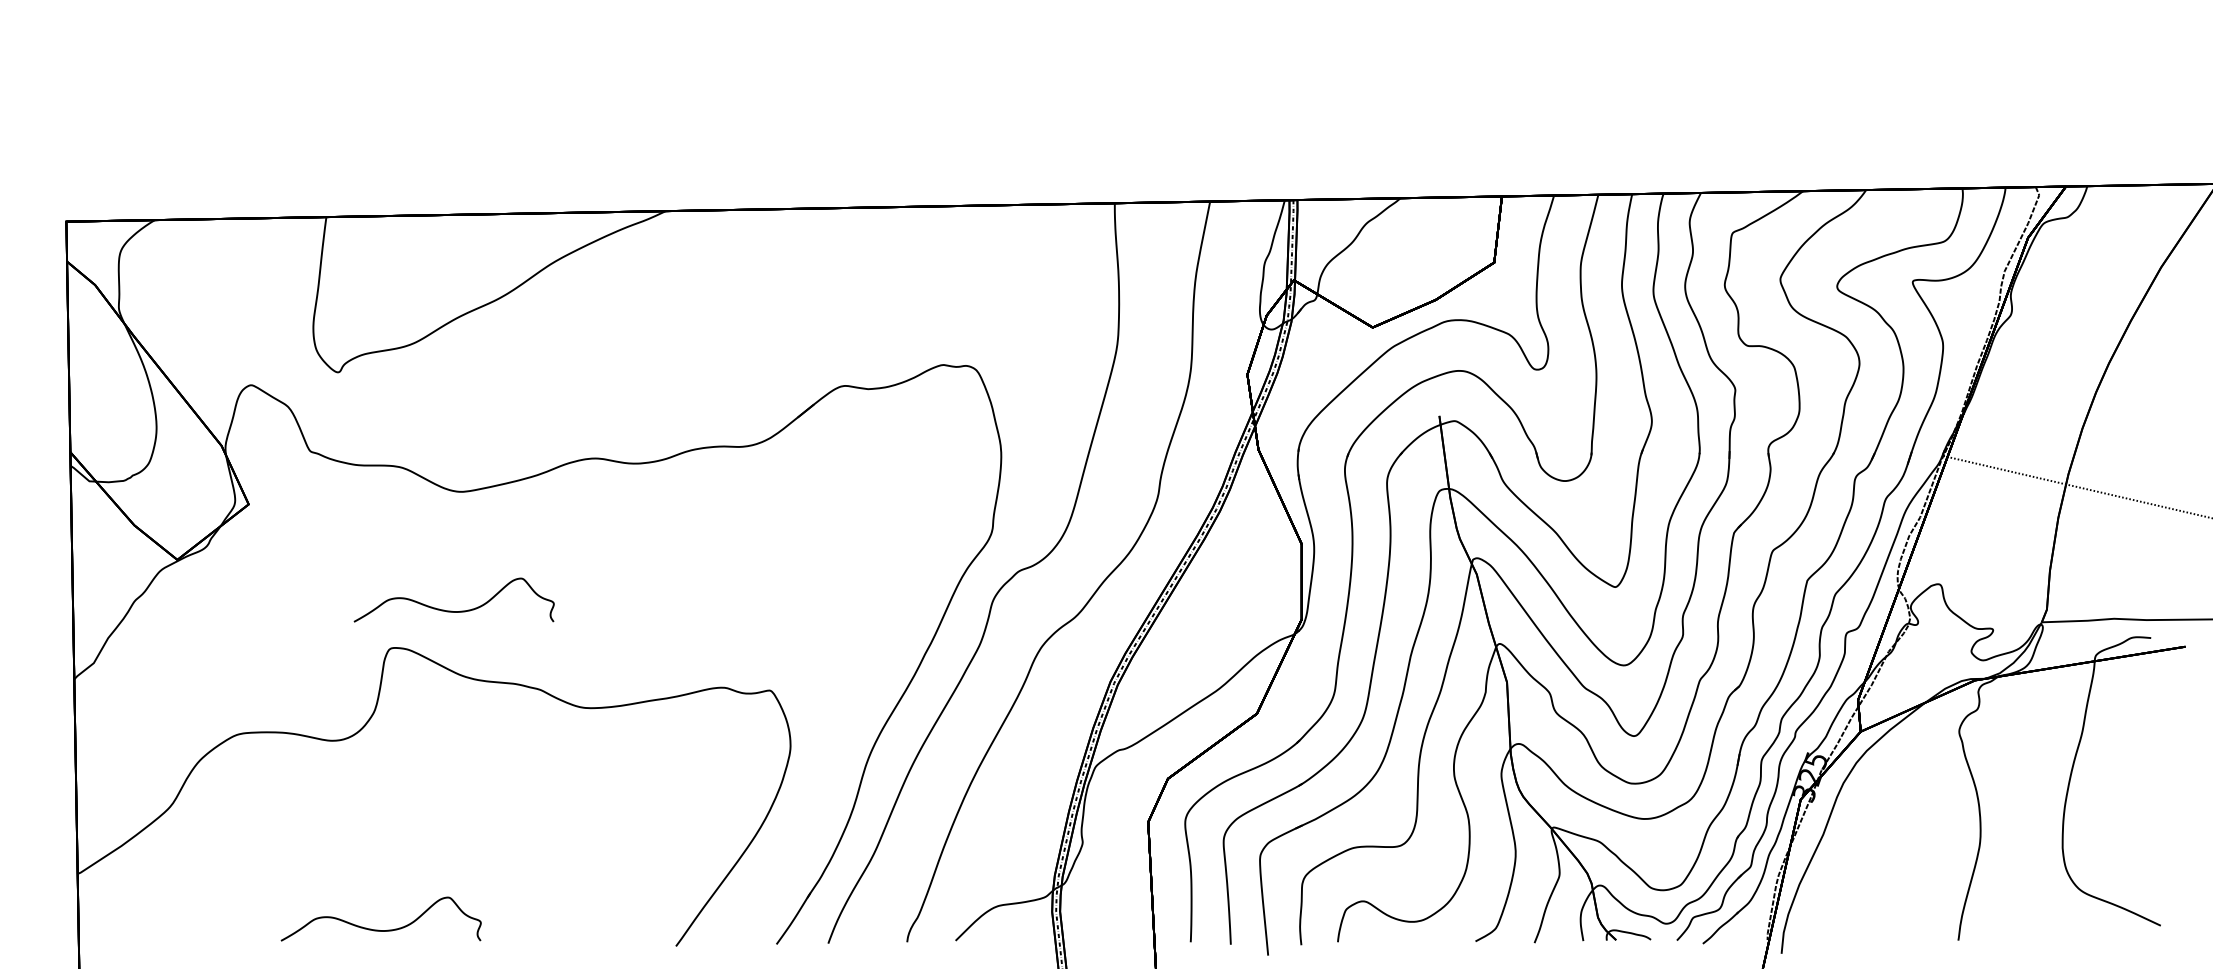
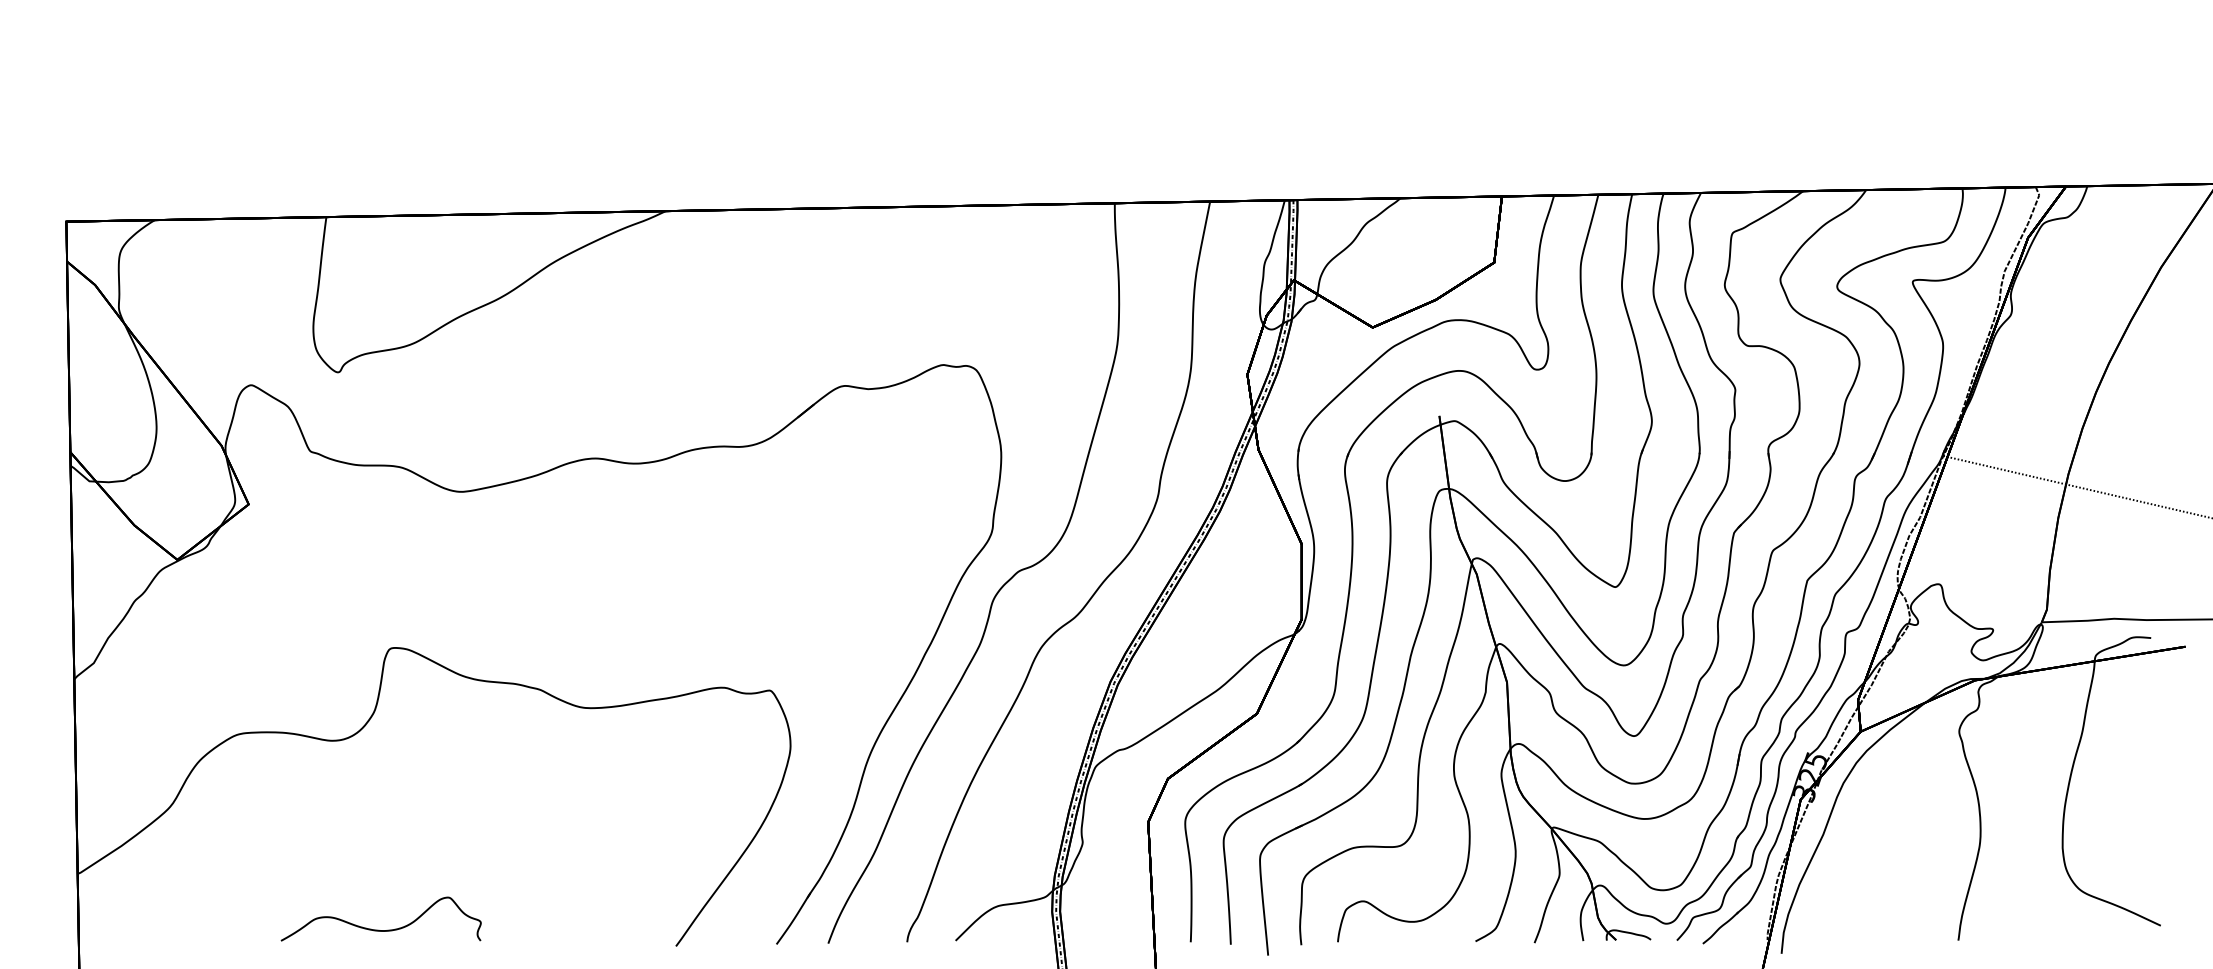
curve: present -> none (451, 610)
